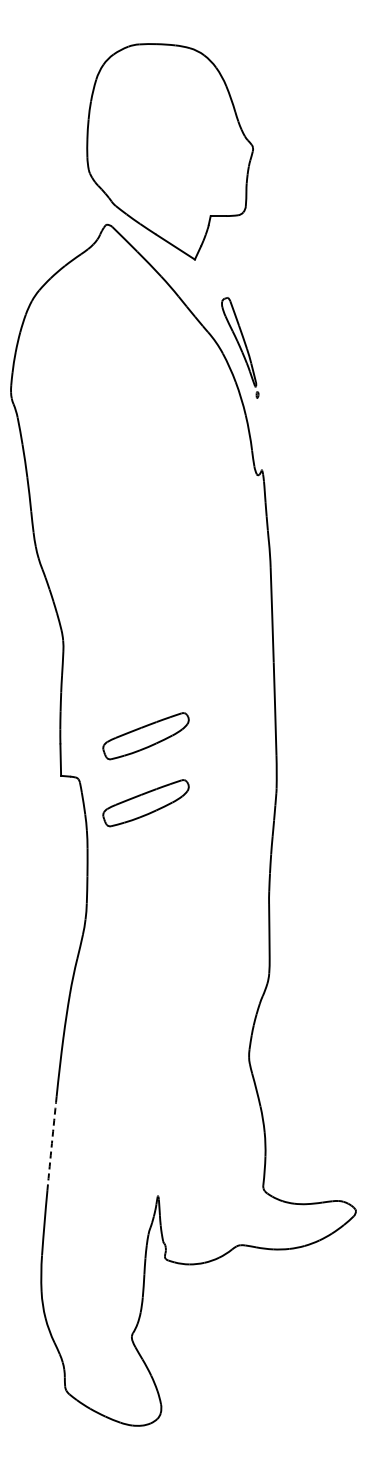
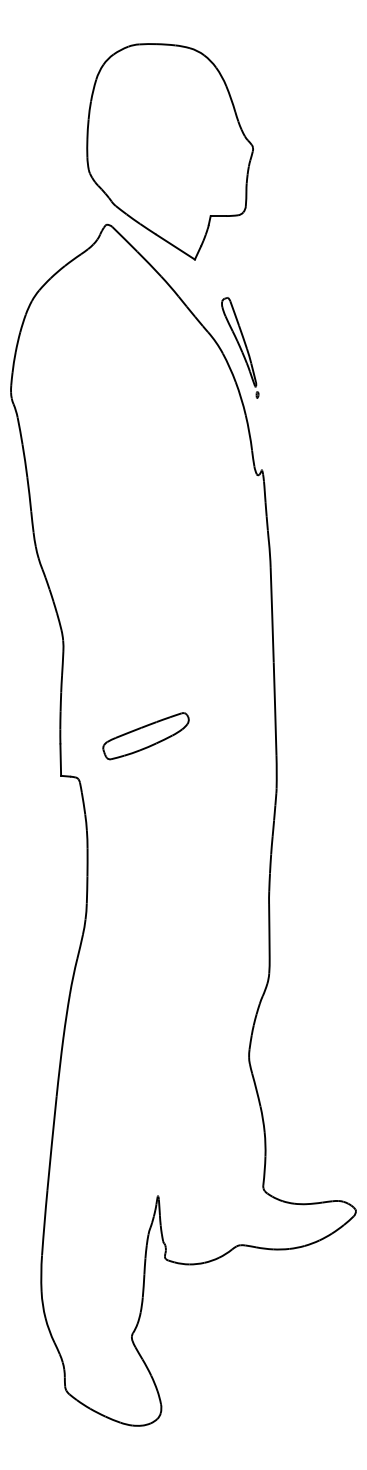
part: present -> none (145, 803)
arc: dashed -> solid (51, 1143)
